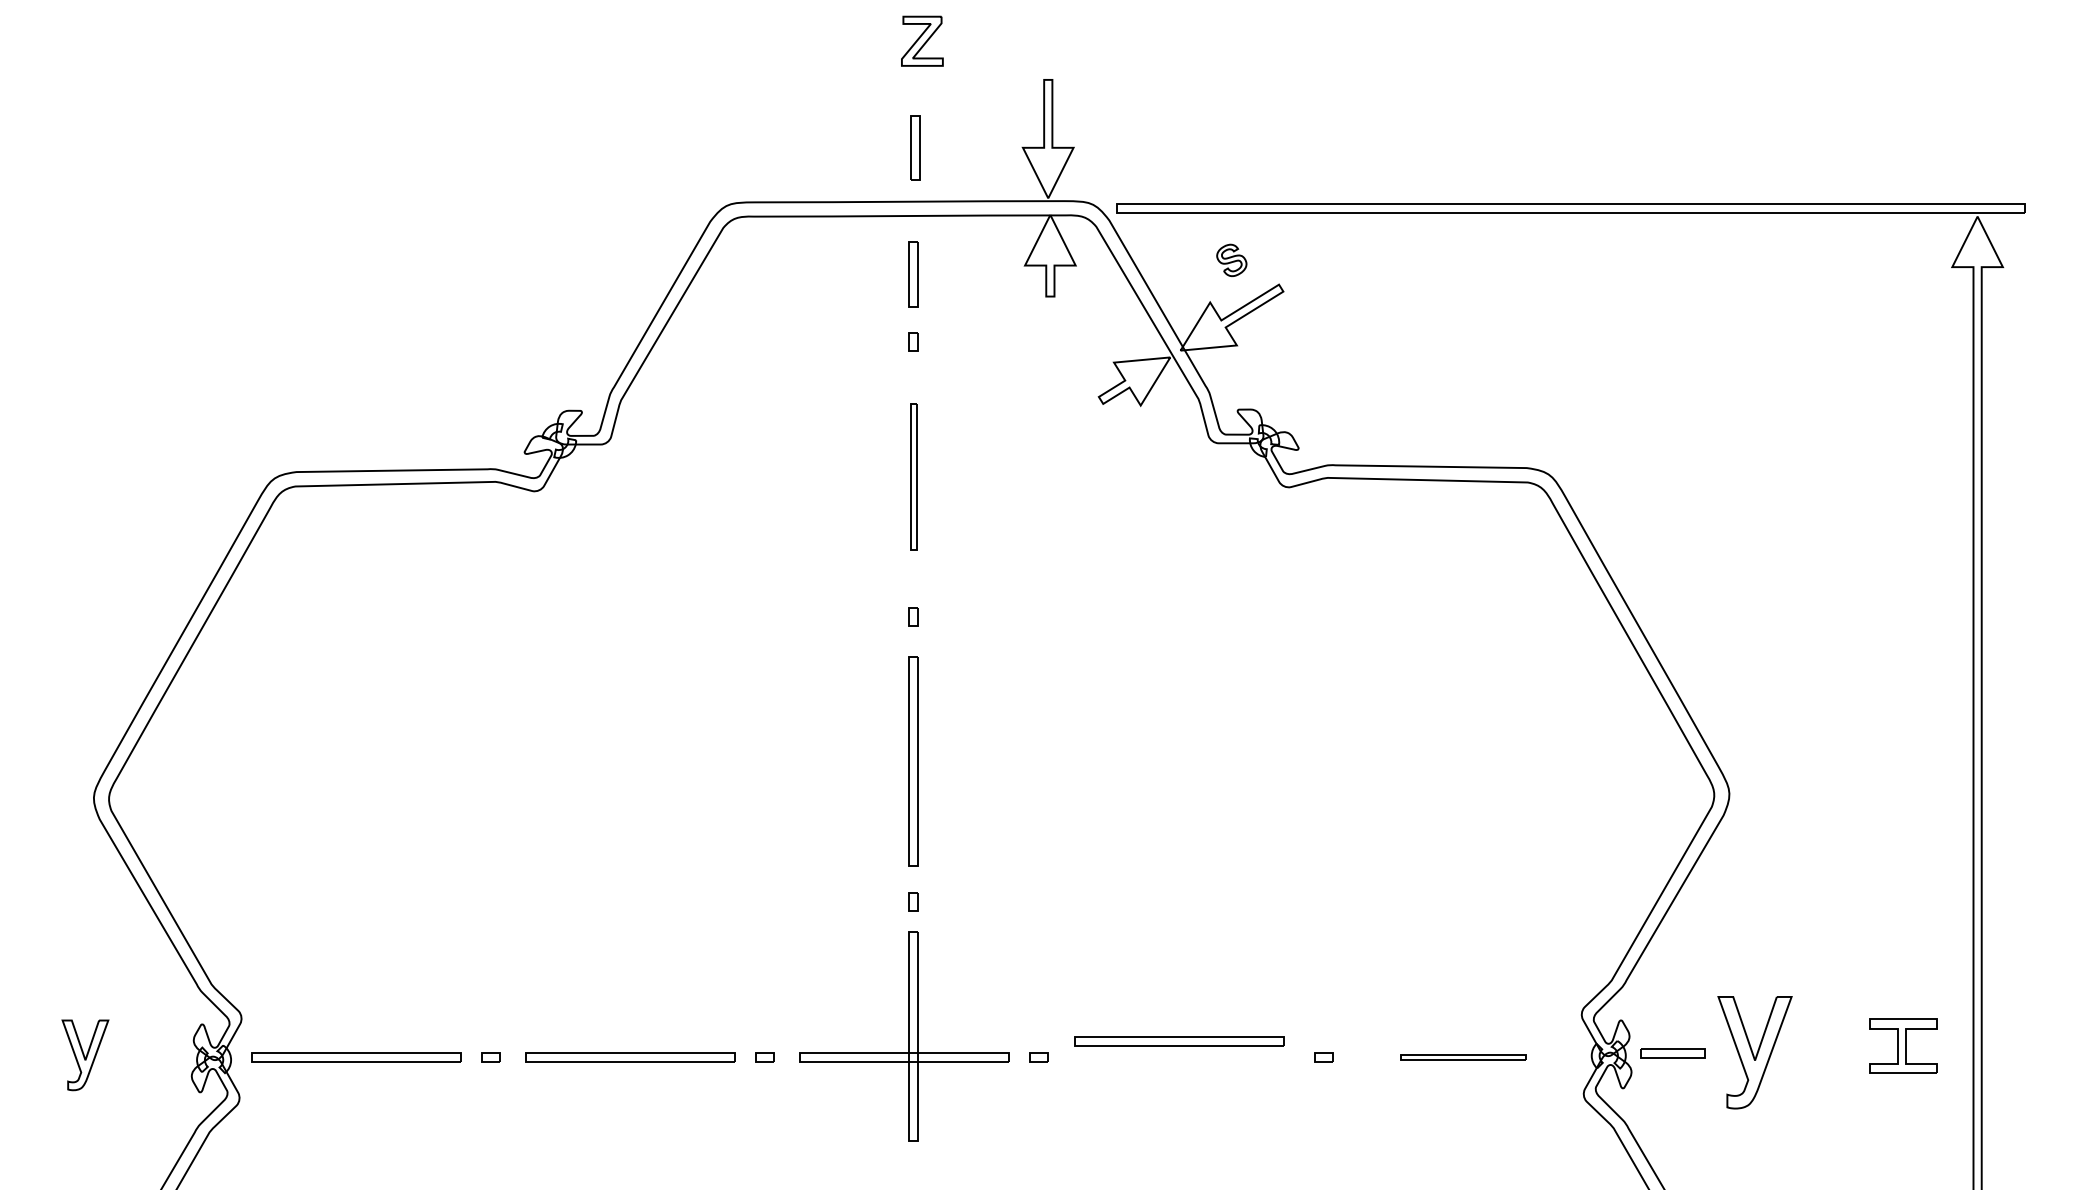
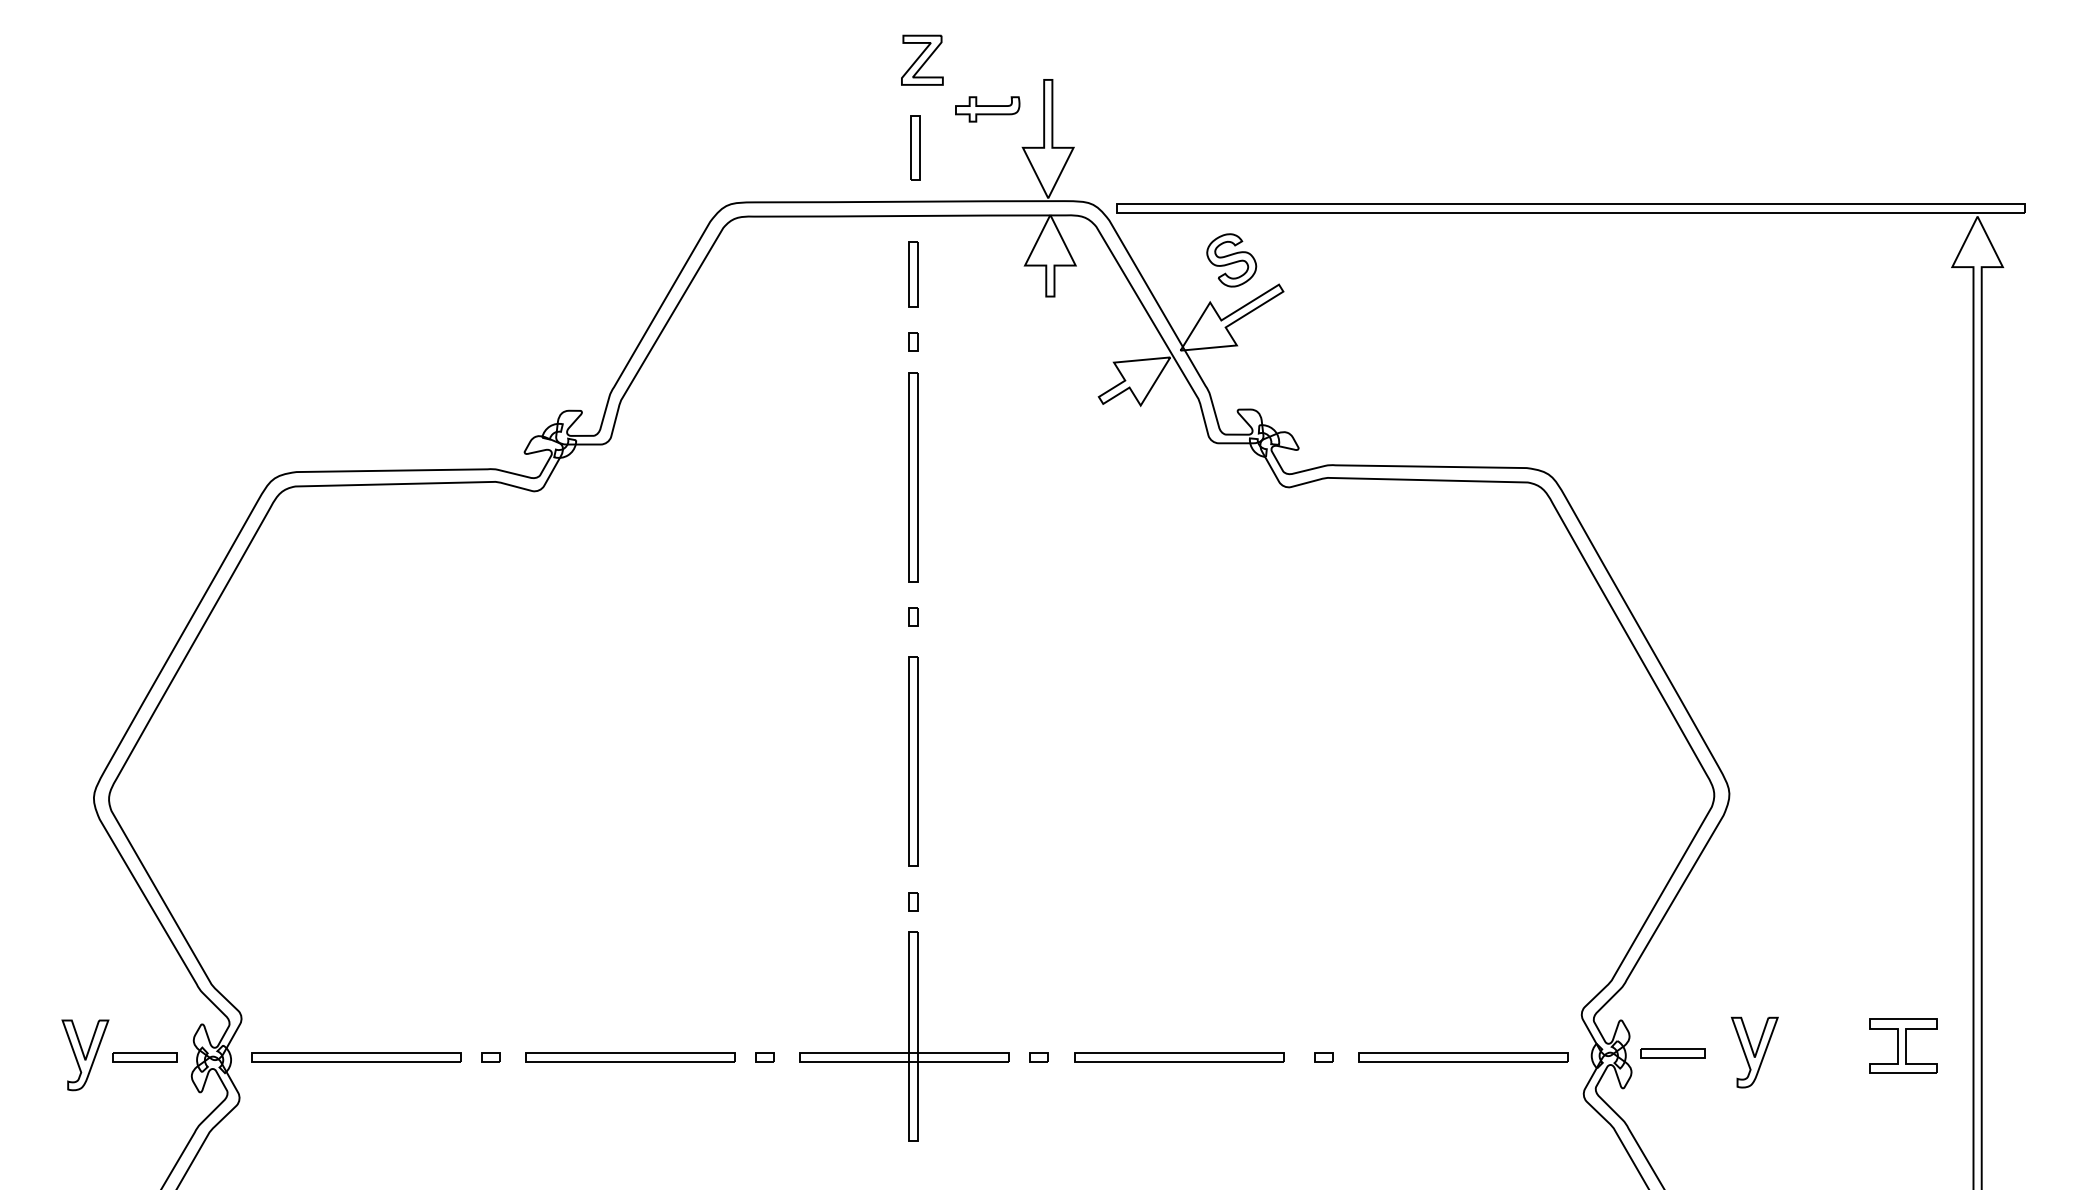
part position: (922, 40) -> (922, 59) (922, 59)
part: none -> present (987, 109)
part size: 32x34 px -> 52x55 px (1231, 260)
part size: 8x148 px -> 11x211 px (913, 477)
part position: (1179, 1041) -> (1179, 1057) (1179, 1057)
part size: 76x114 px -> 49x73 px (1754, 1052)
part: none -> present (144, 1057)
part size: 127x7 px -> 211x11 px (1463, 1057)
